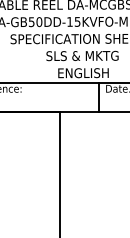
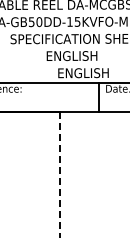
text: SLS & MKTG -> ENGLISH (82, 55)
line: solid -> dashed (60, 174)
